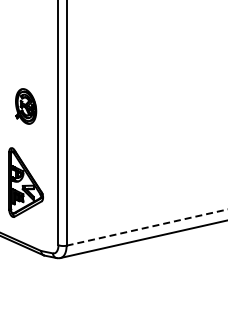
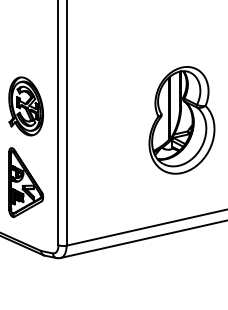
part size: 23x37 px -> 36x61 px (25, 106)
part: none -> present (181, 120)
line: dashed -> solid (147, 227)
